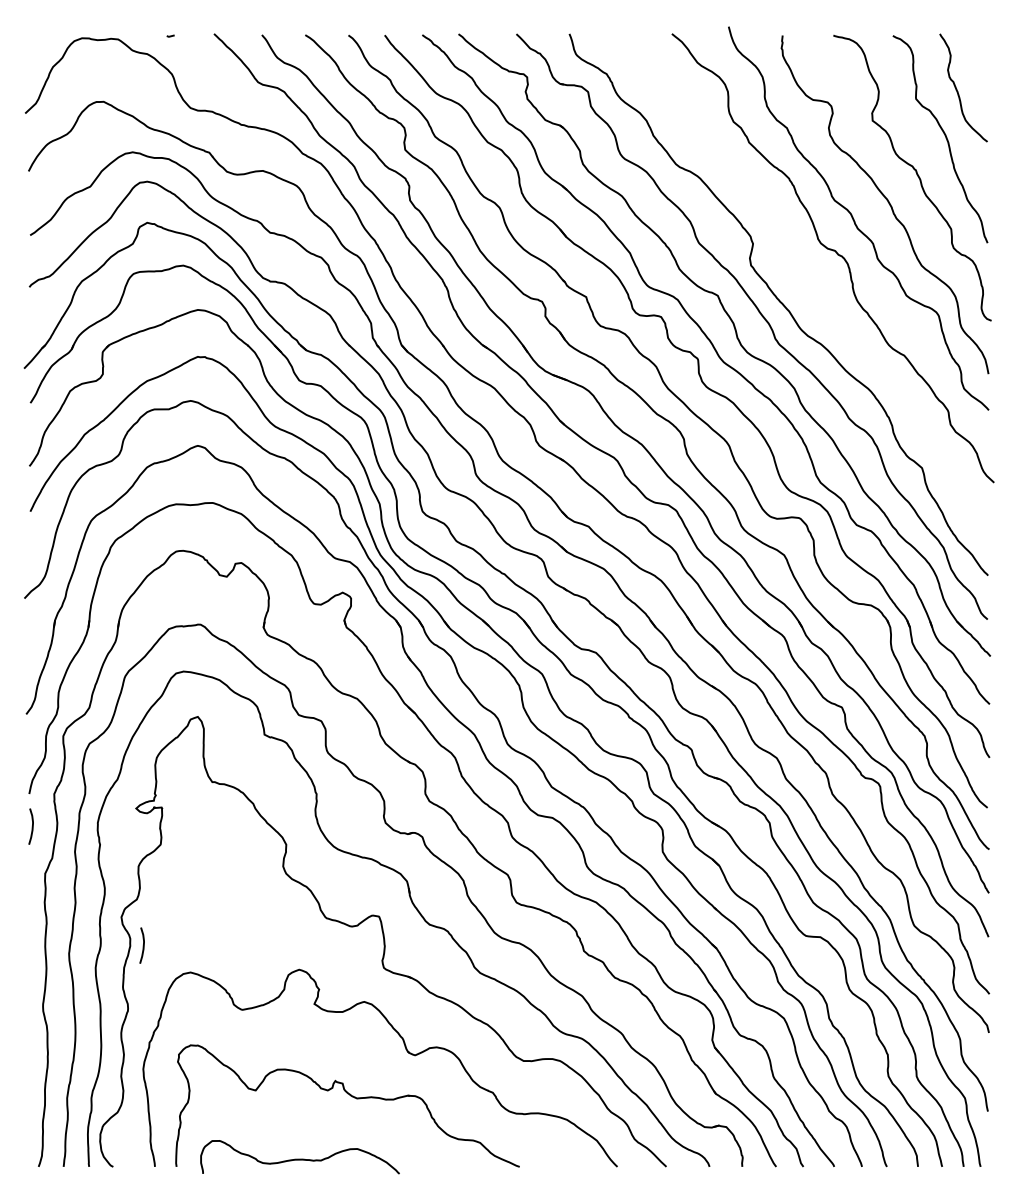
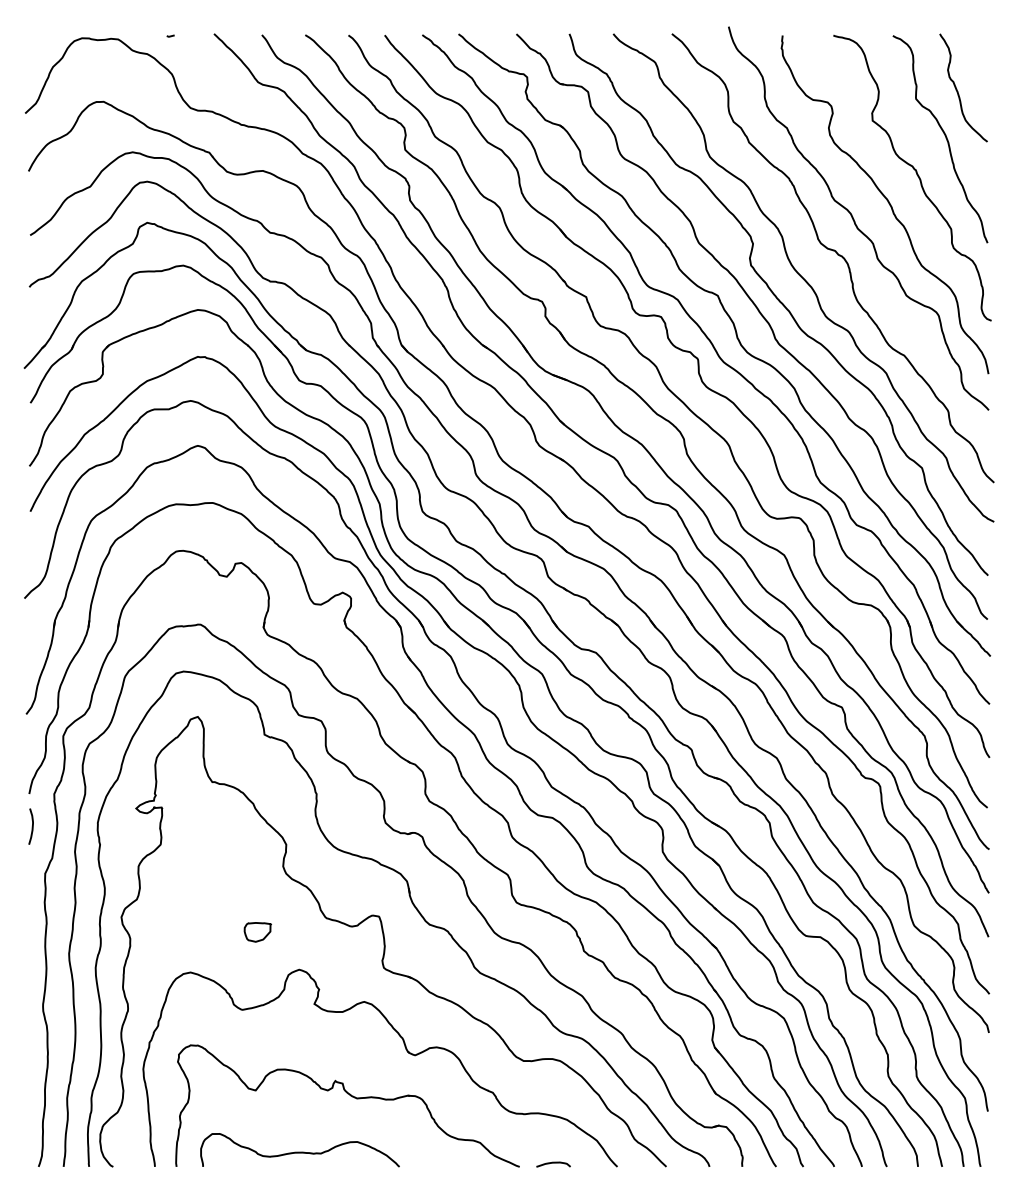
curve: none -> present (803, 277)
part: none -> present (257, 932)
curve: present -> none (142, 945)
curve position: (299, 1158) -> (299, 1151) (299, 1151)
curve: none -> present (553, 1163)
